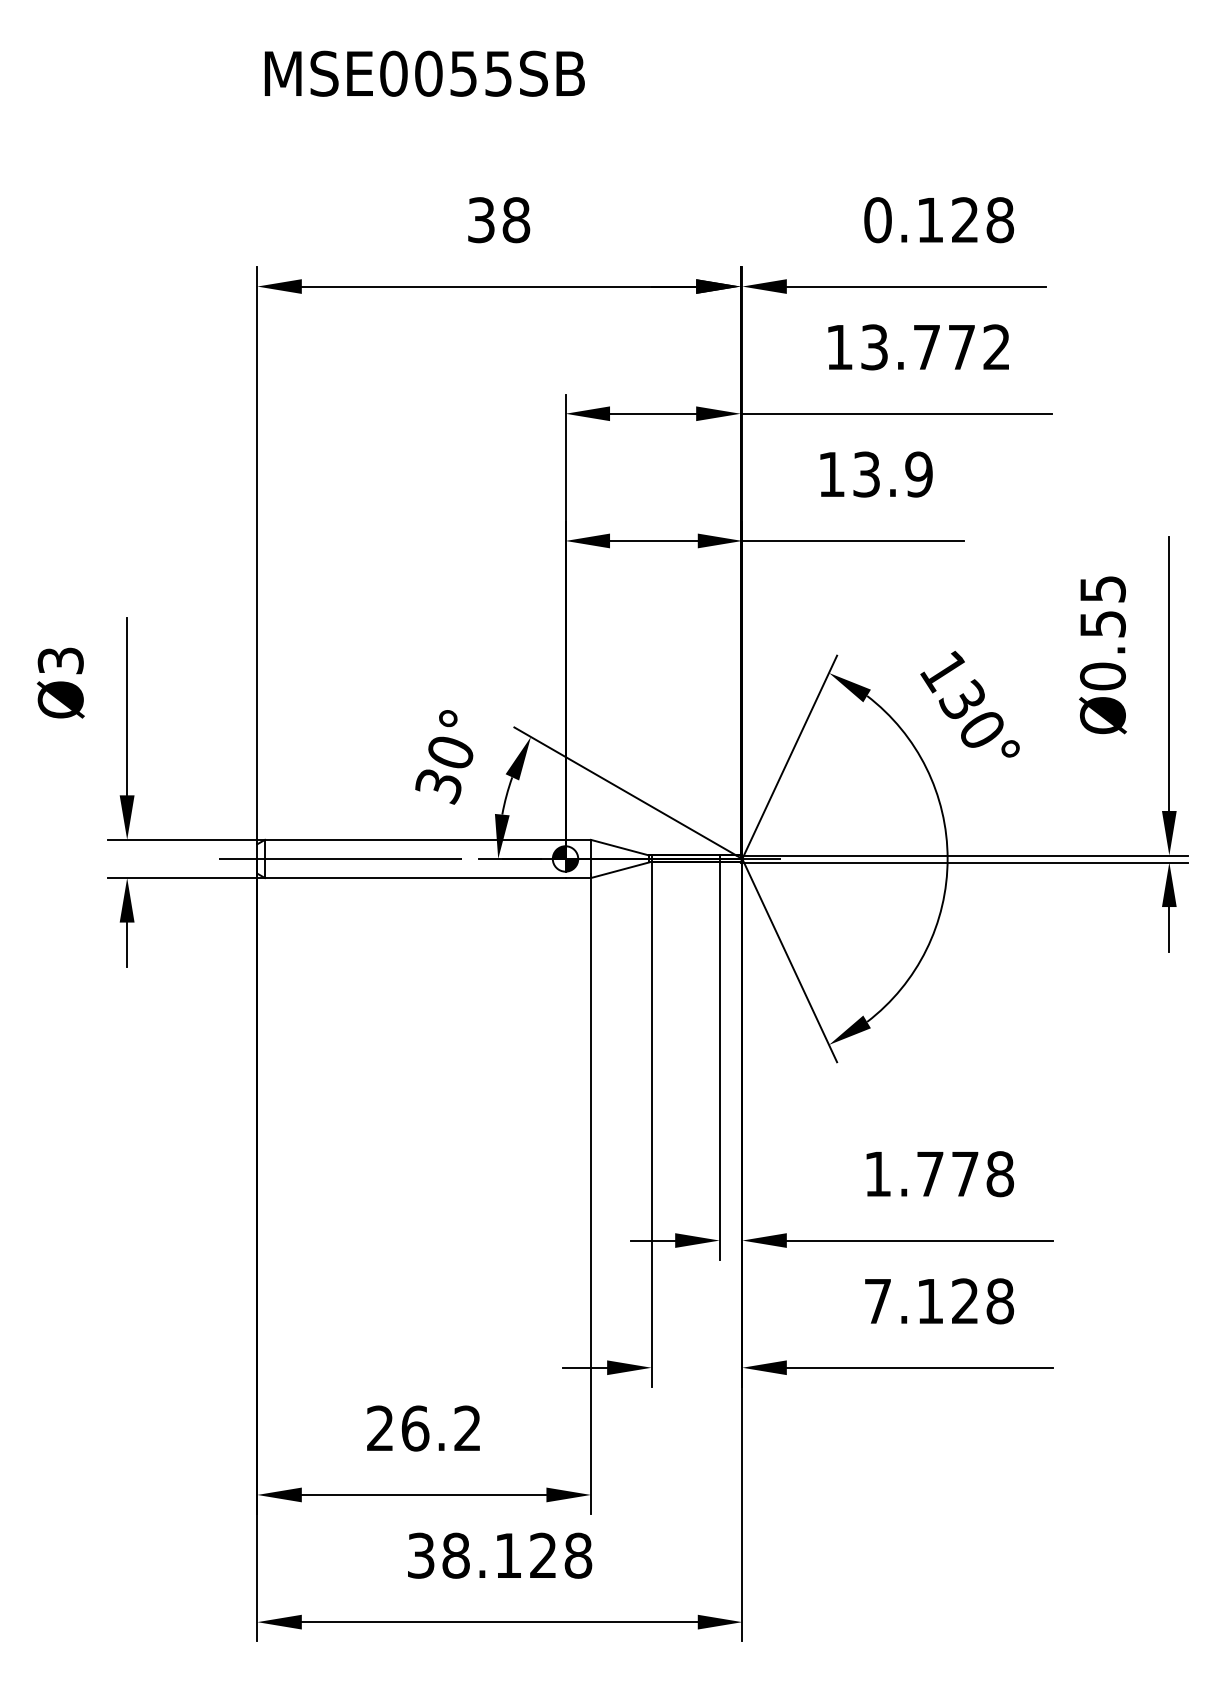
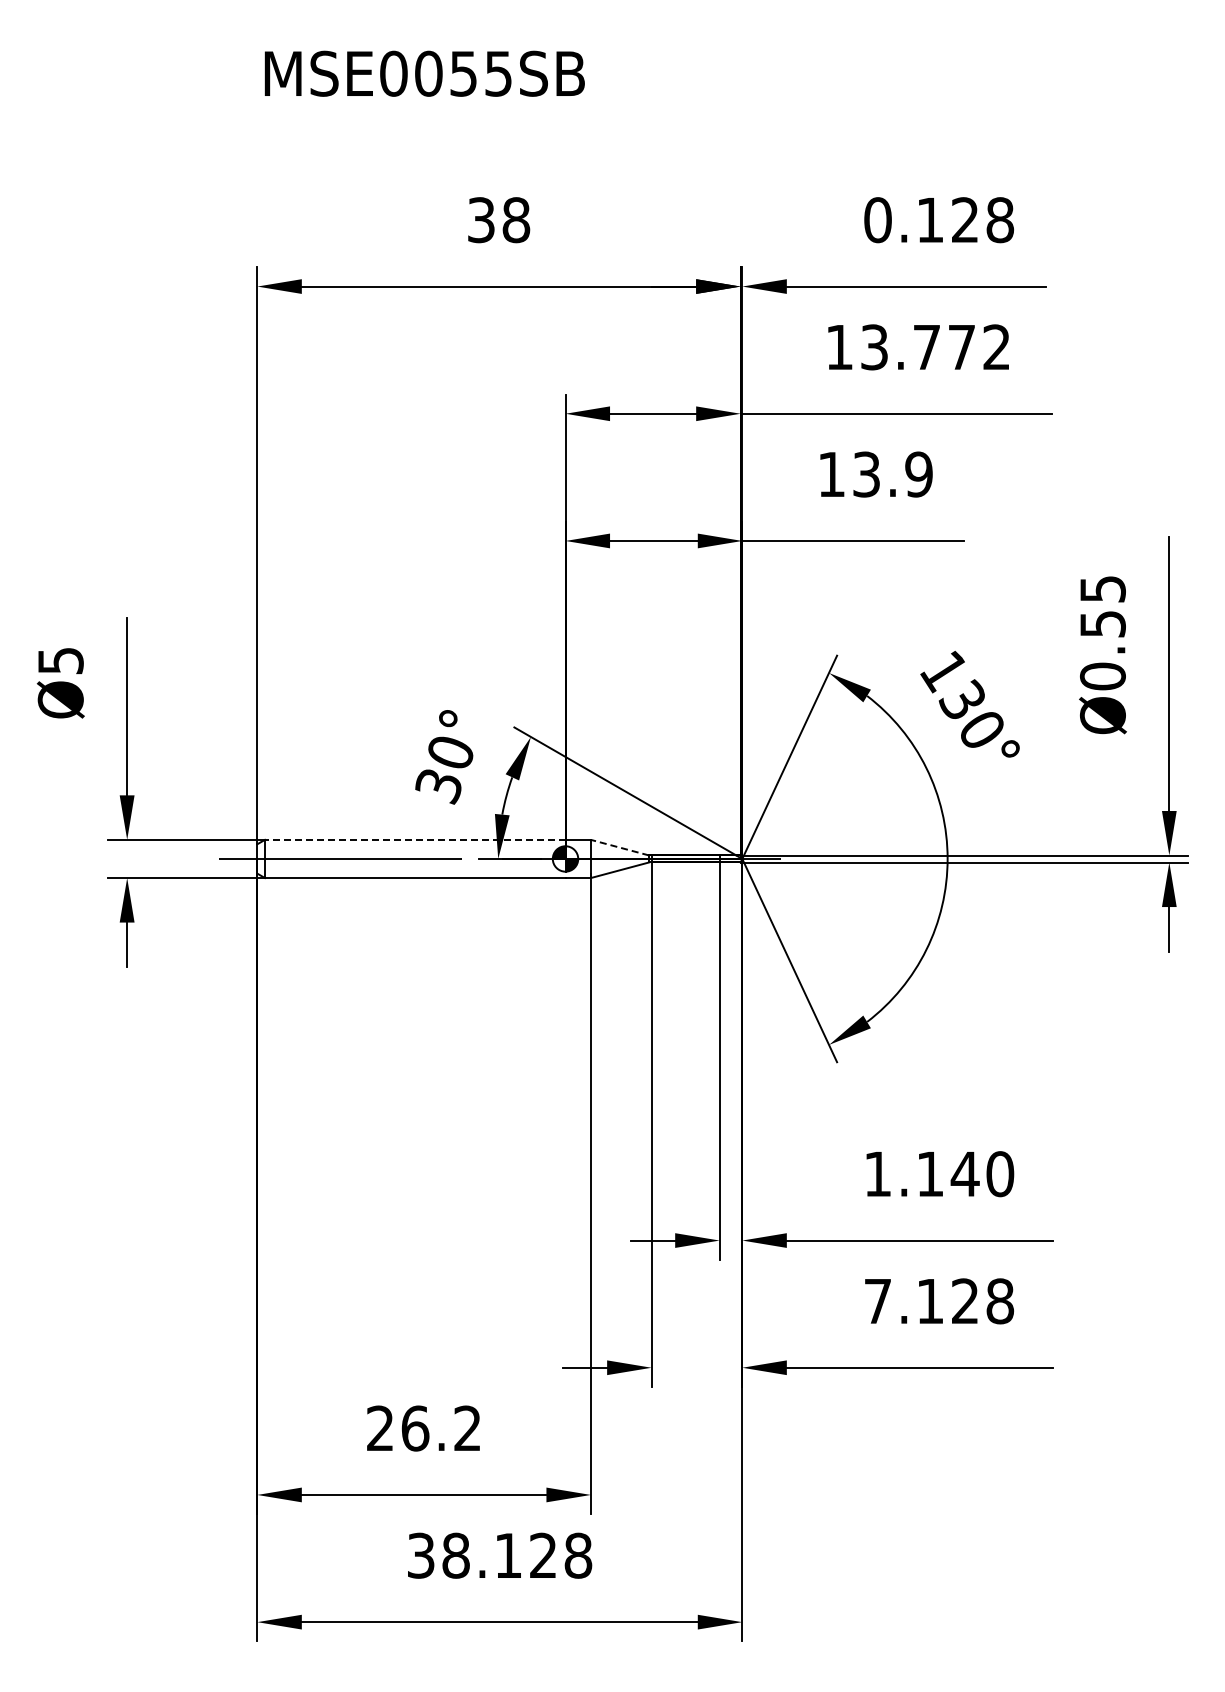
text: Ø3 -> Ø5 (60, 660)
line: solid -> dashed (414, 839)
line: solid -> dashed (619, 847)
text: 1.778 -> 1.140 (965, 1173)
